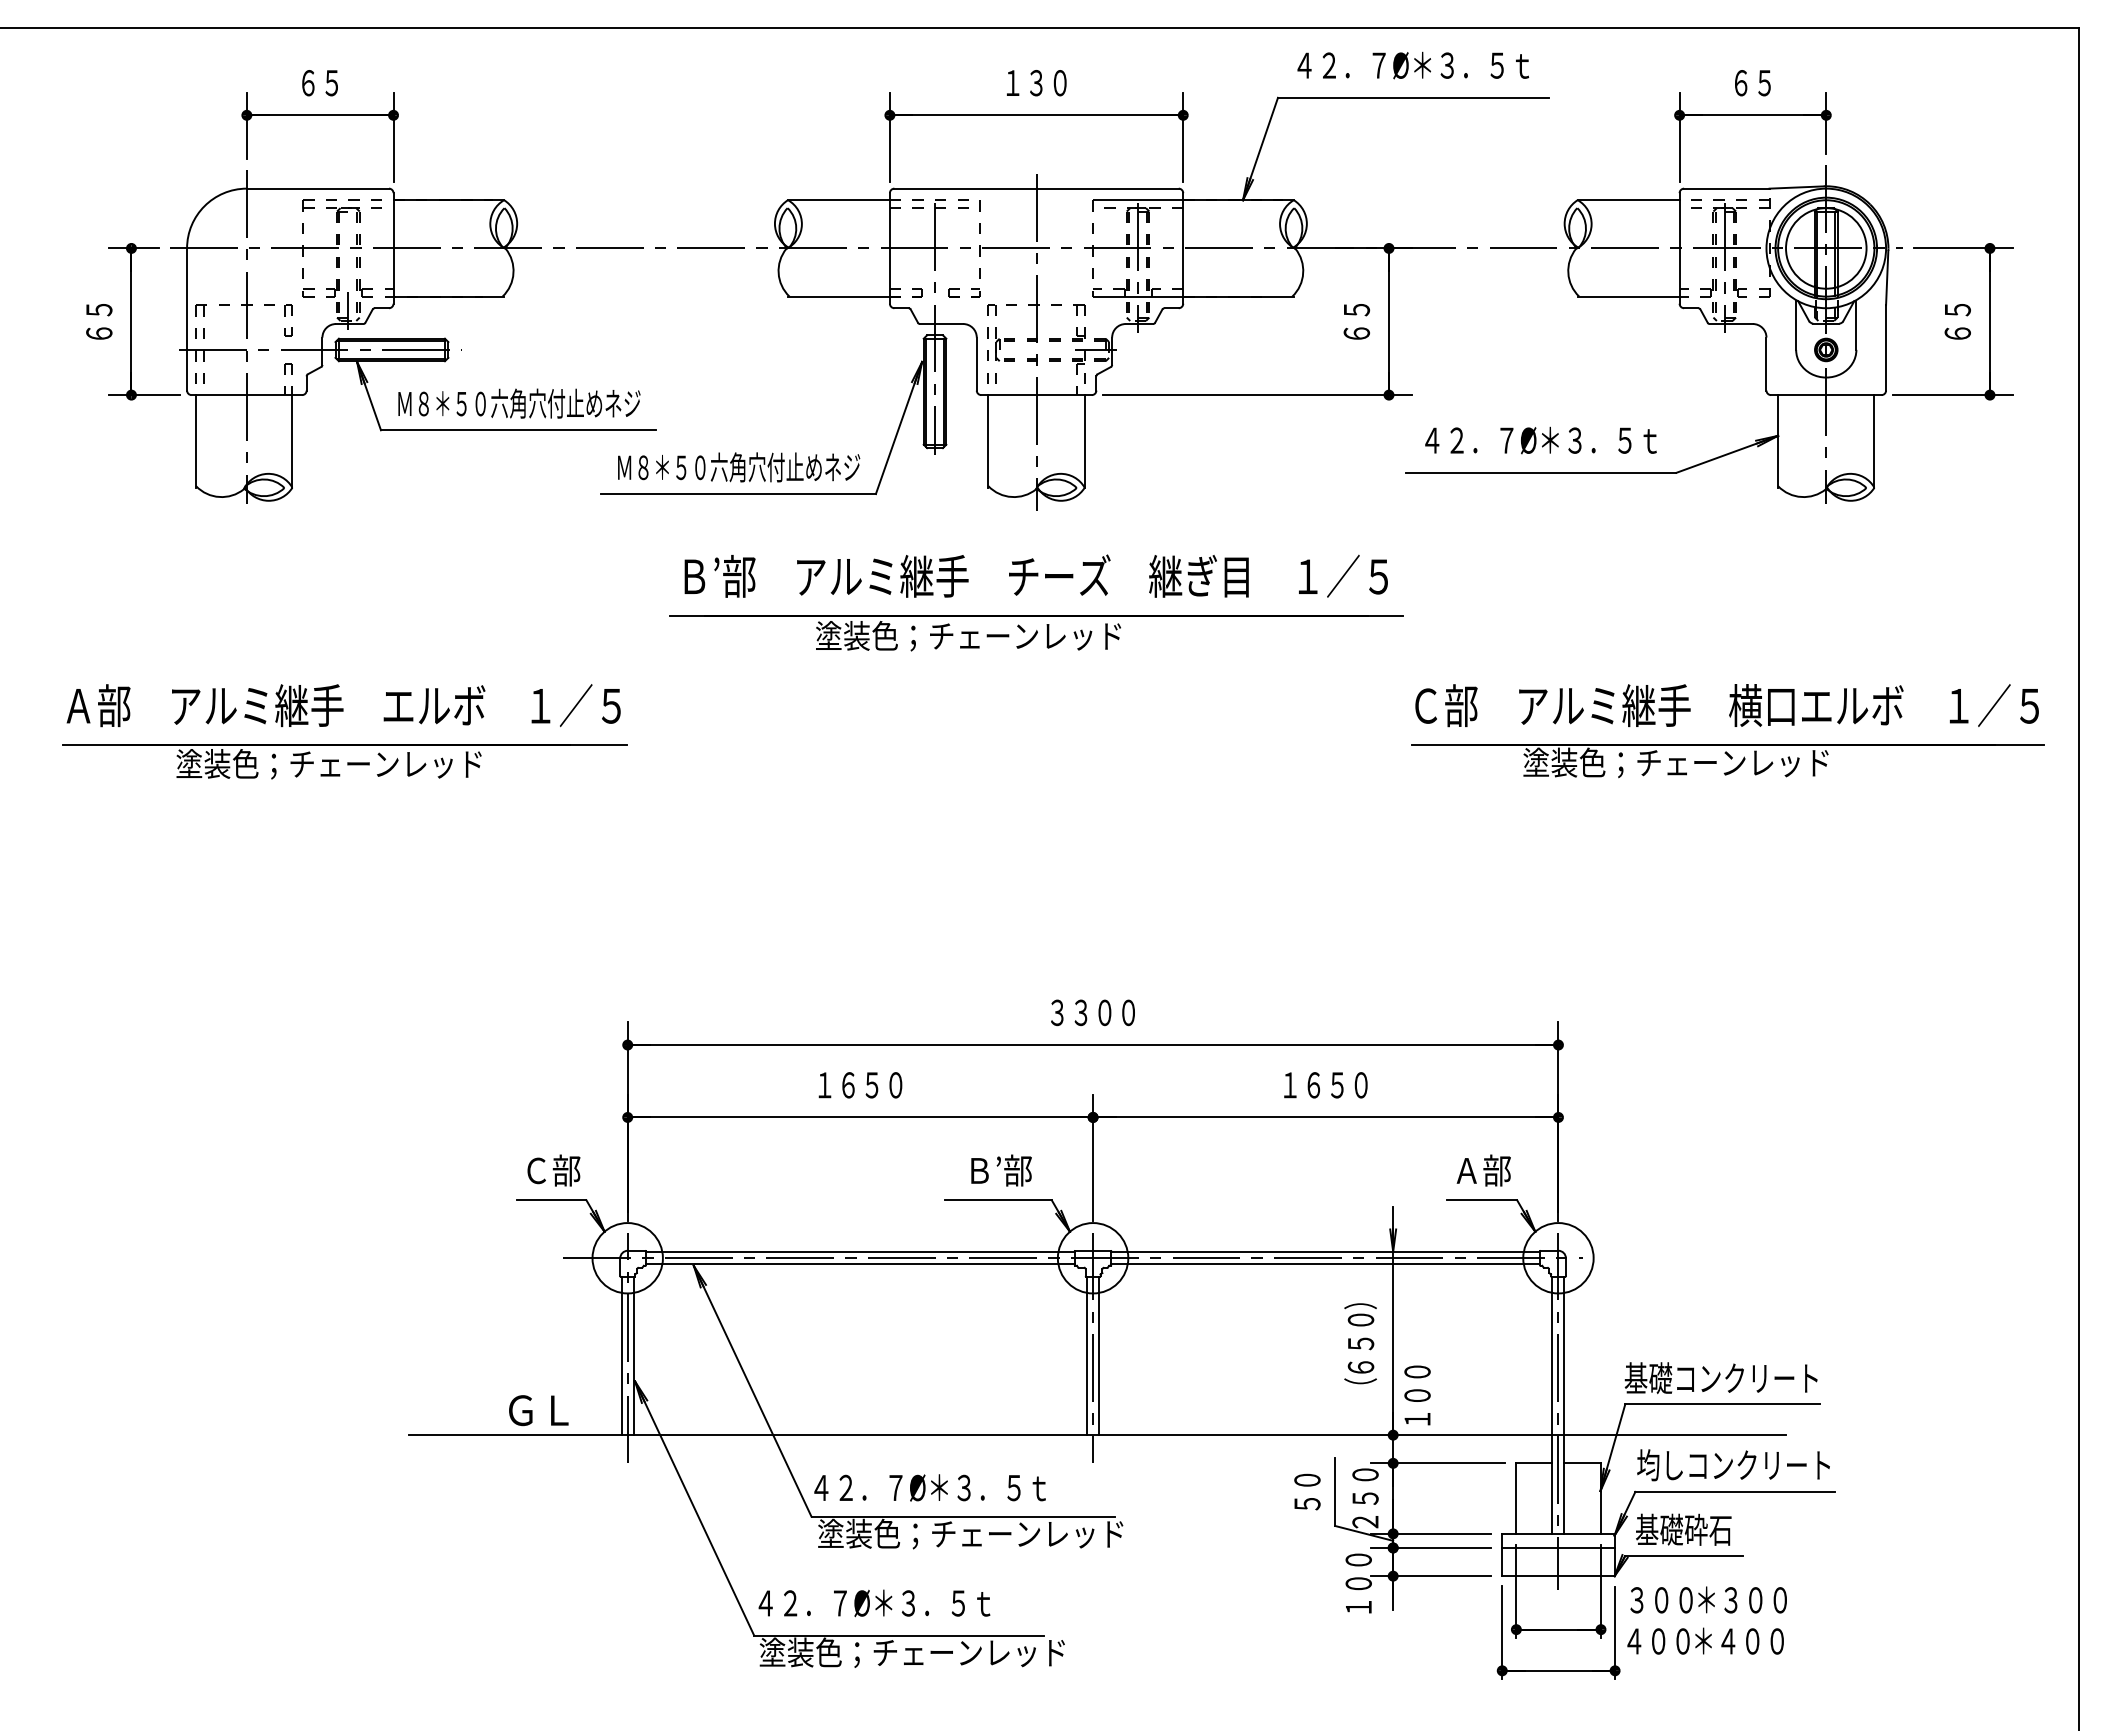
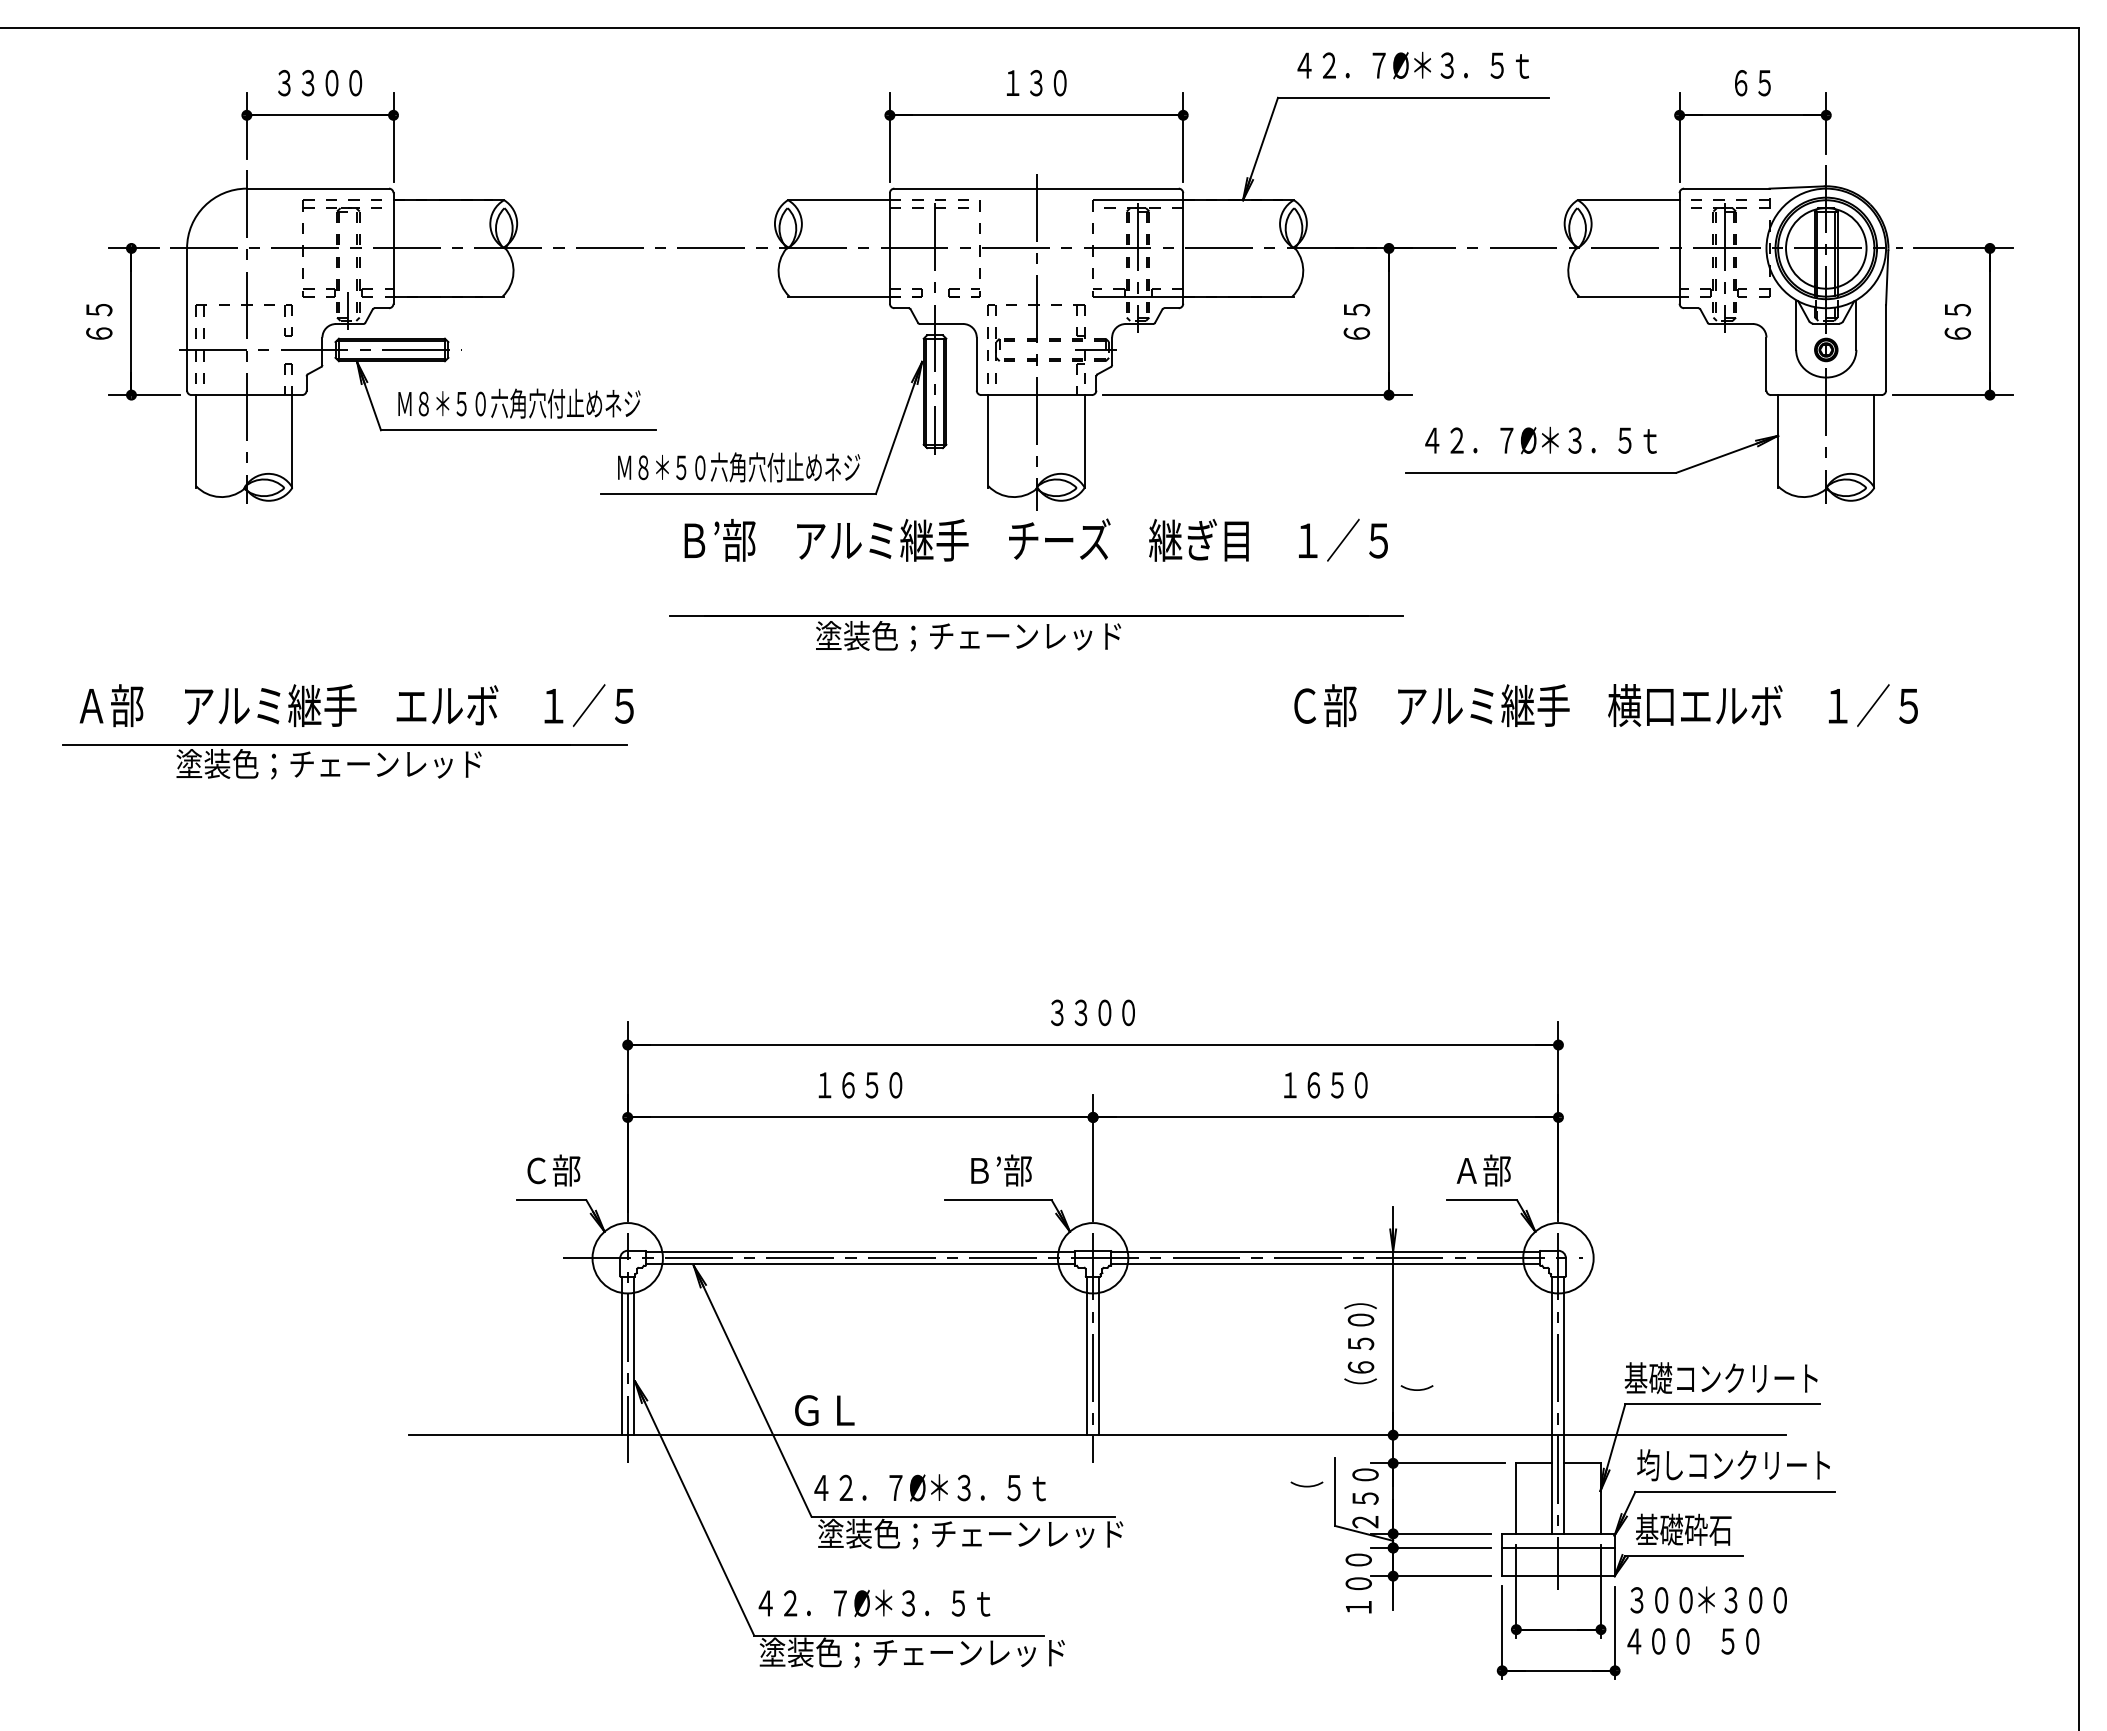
text: ６５ -> ３３００ (320, 83)
text position: (1035, 575) -> (1035, 539) (1035, 539)
text position: (343, 705) -> (356, 705) (356, 705)
text position: (1726, 705) -> (1605, 705) (1605, 705)
part: present -> none (1727, 761)
text: １００ -> （ (1416, 1395)
text position: (538, 1410) -> (824, 1410) (824, 1410)
text: ５０ -> （ (1306, 1491)
text: ＊４００ -> ５０ (1739, 1640)
